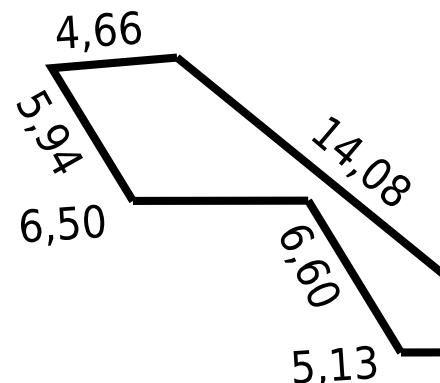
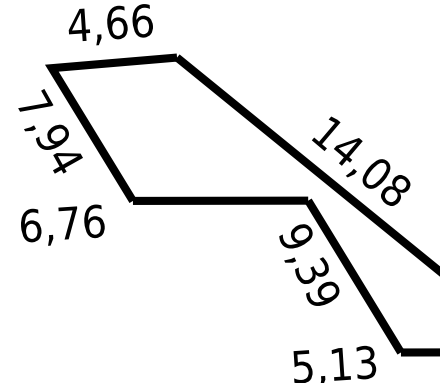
text position: (98, 31) -> (110, 24) (110, 24)
text: 5,94 -> 7,94 (34, 103)
text: 6,50 -> 6,76 (81, 221)
text: 6,60 -> 9,39 (309, 265)
